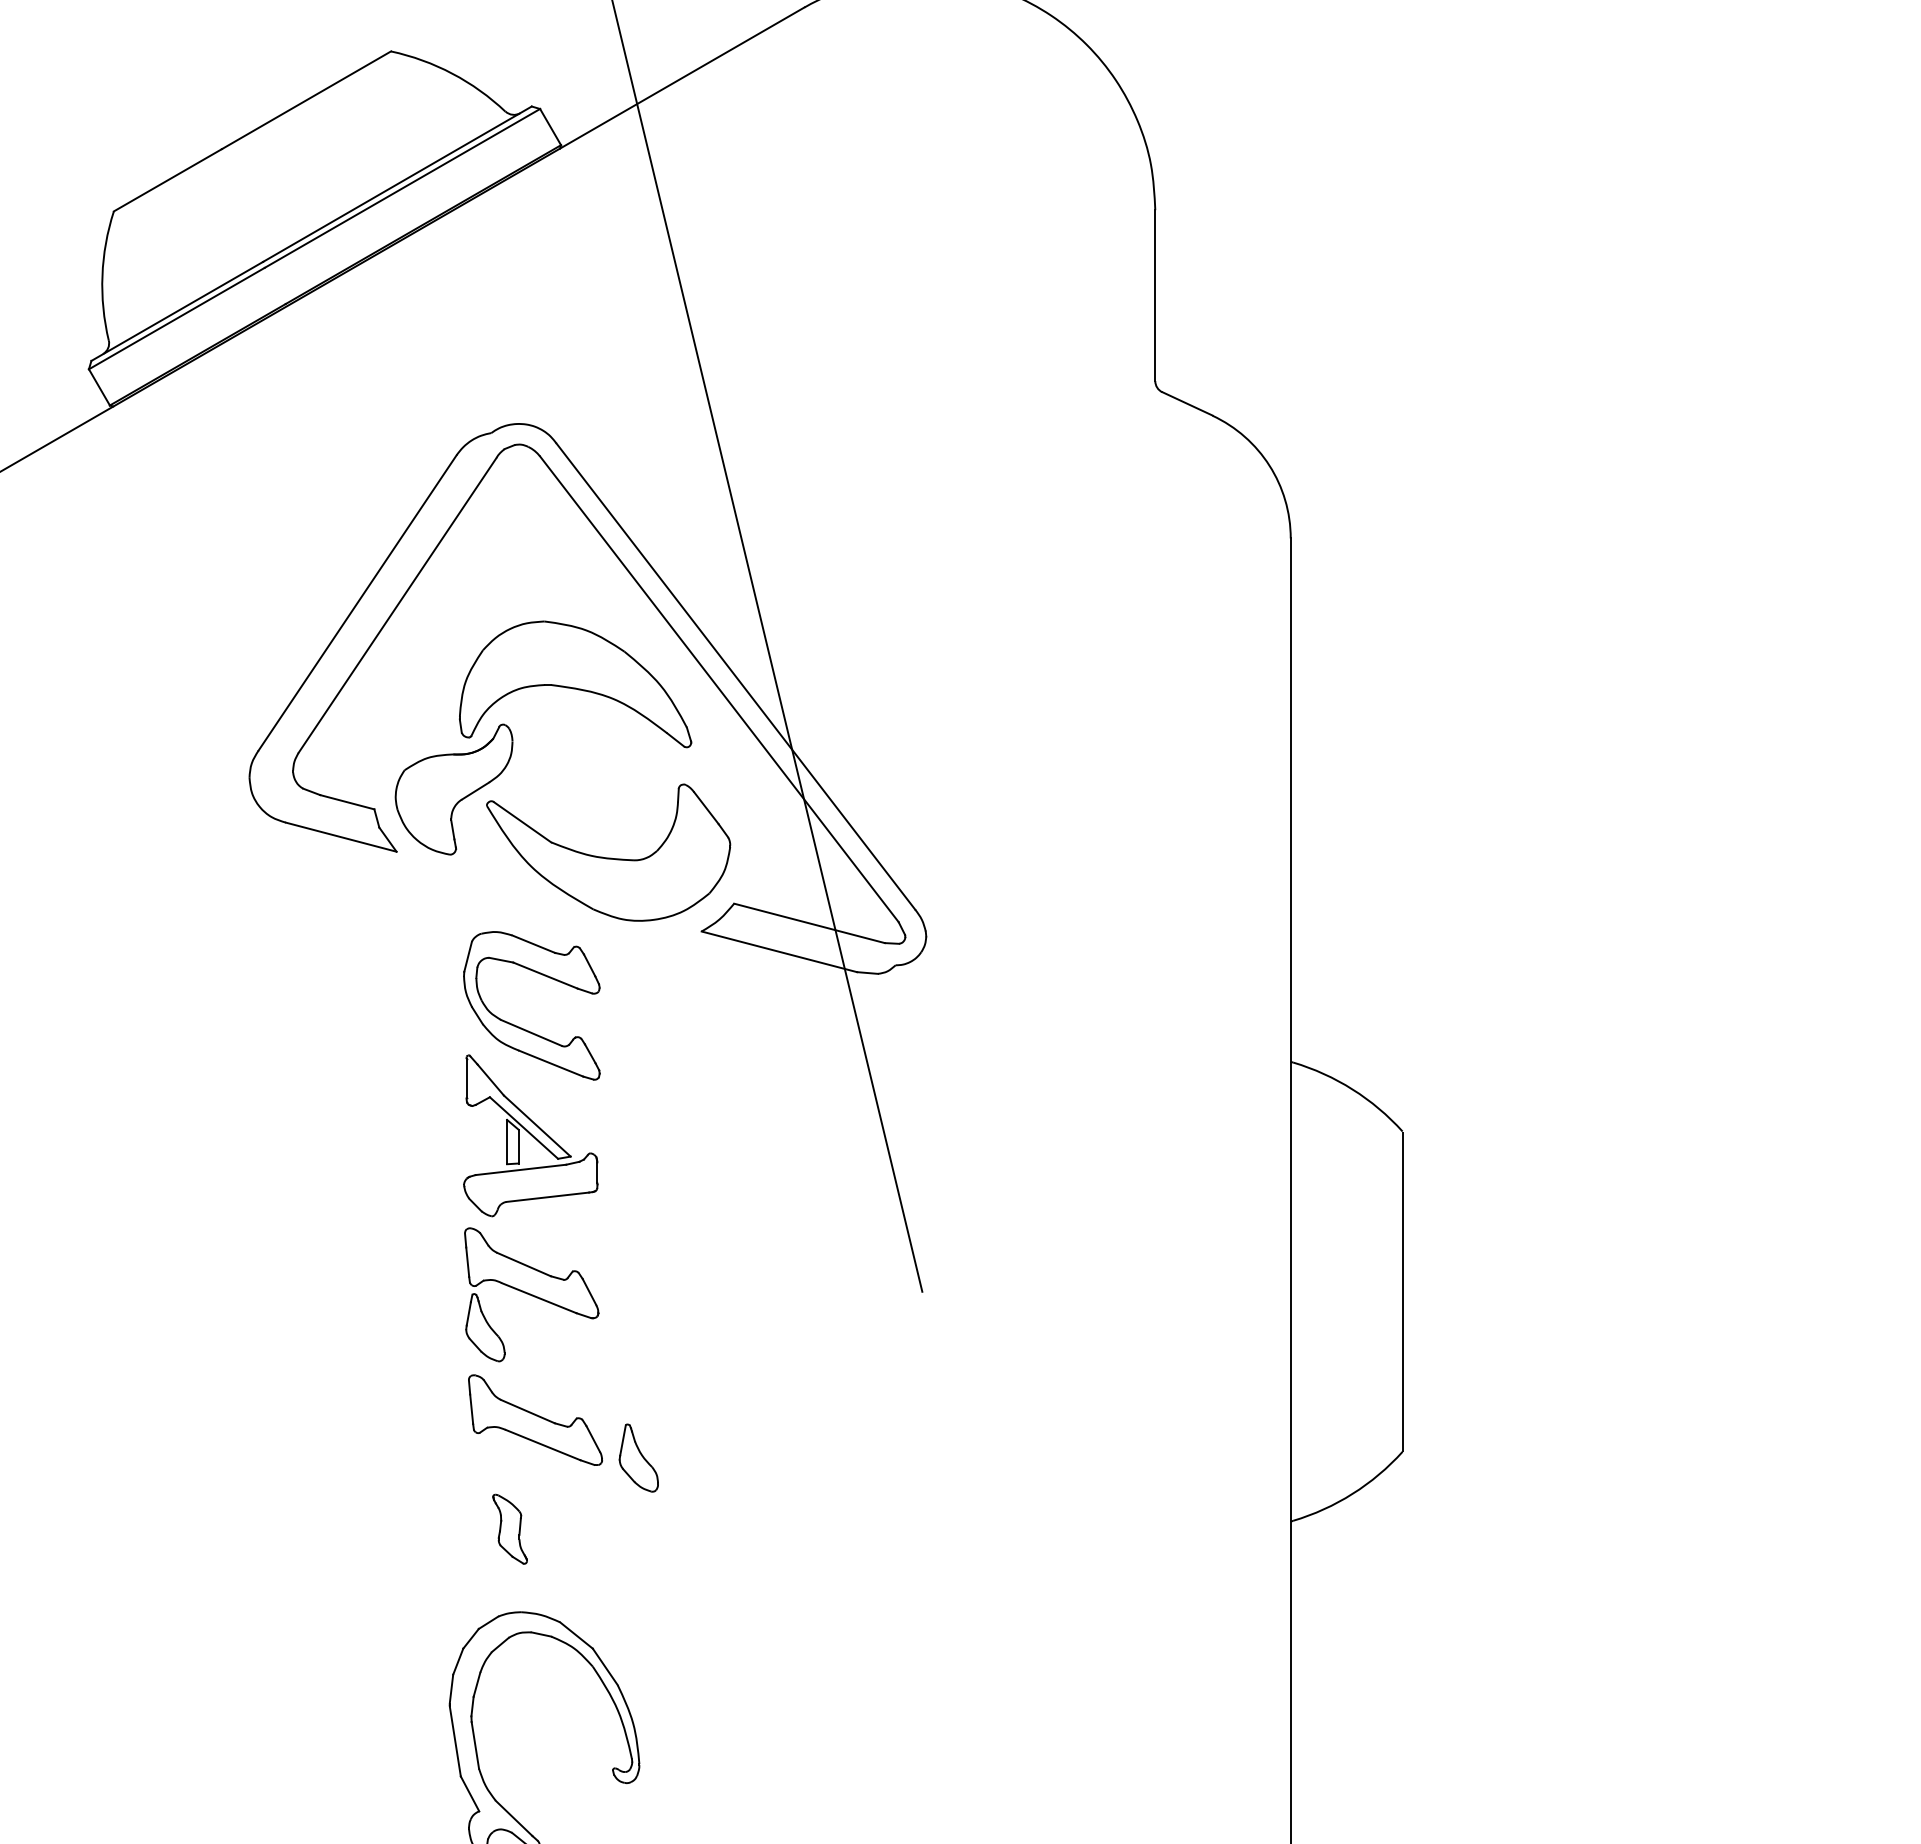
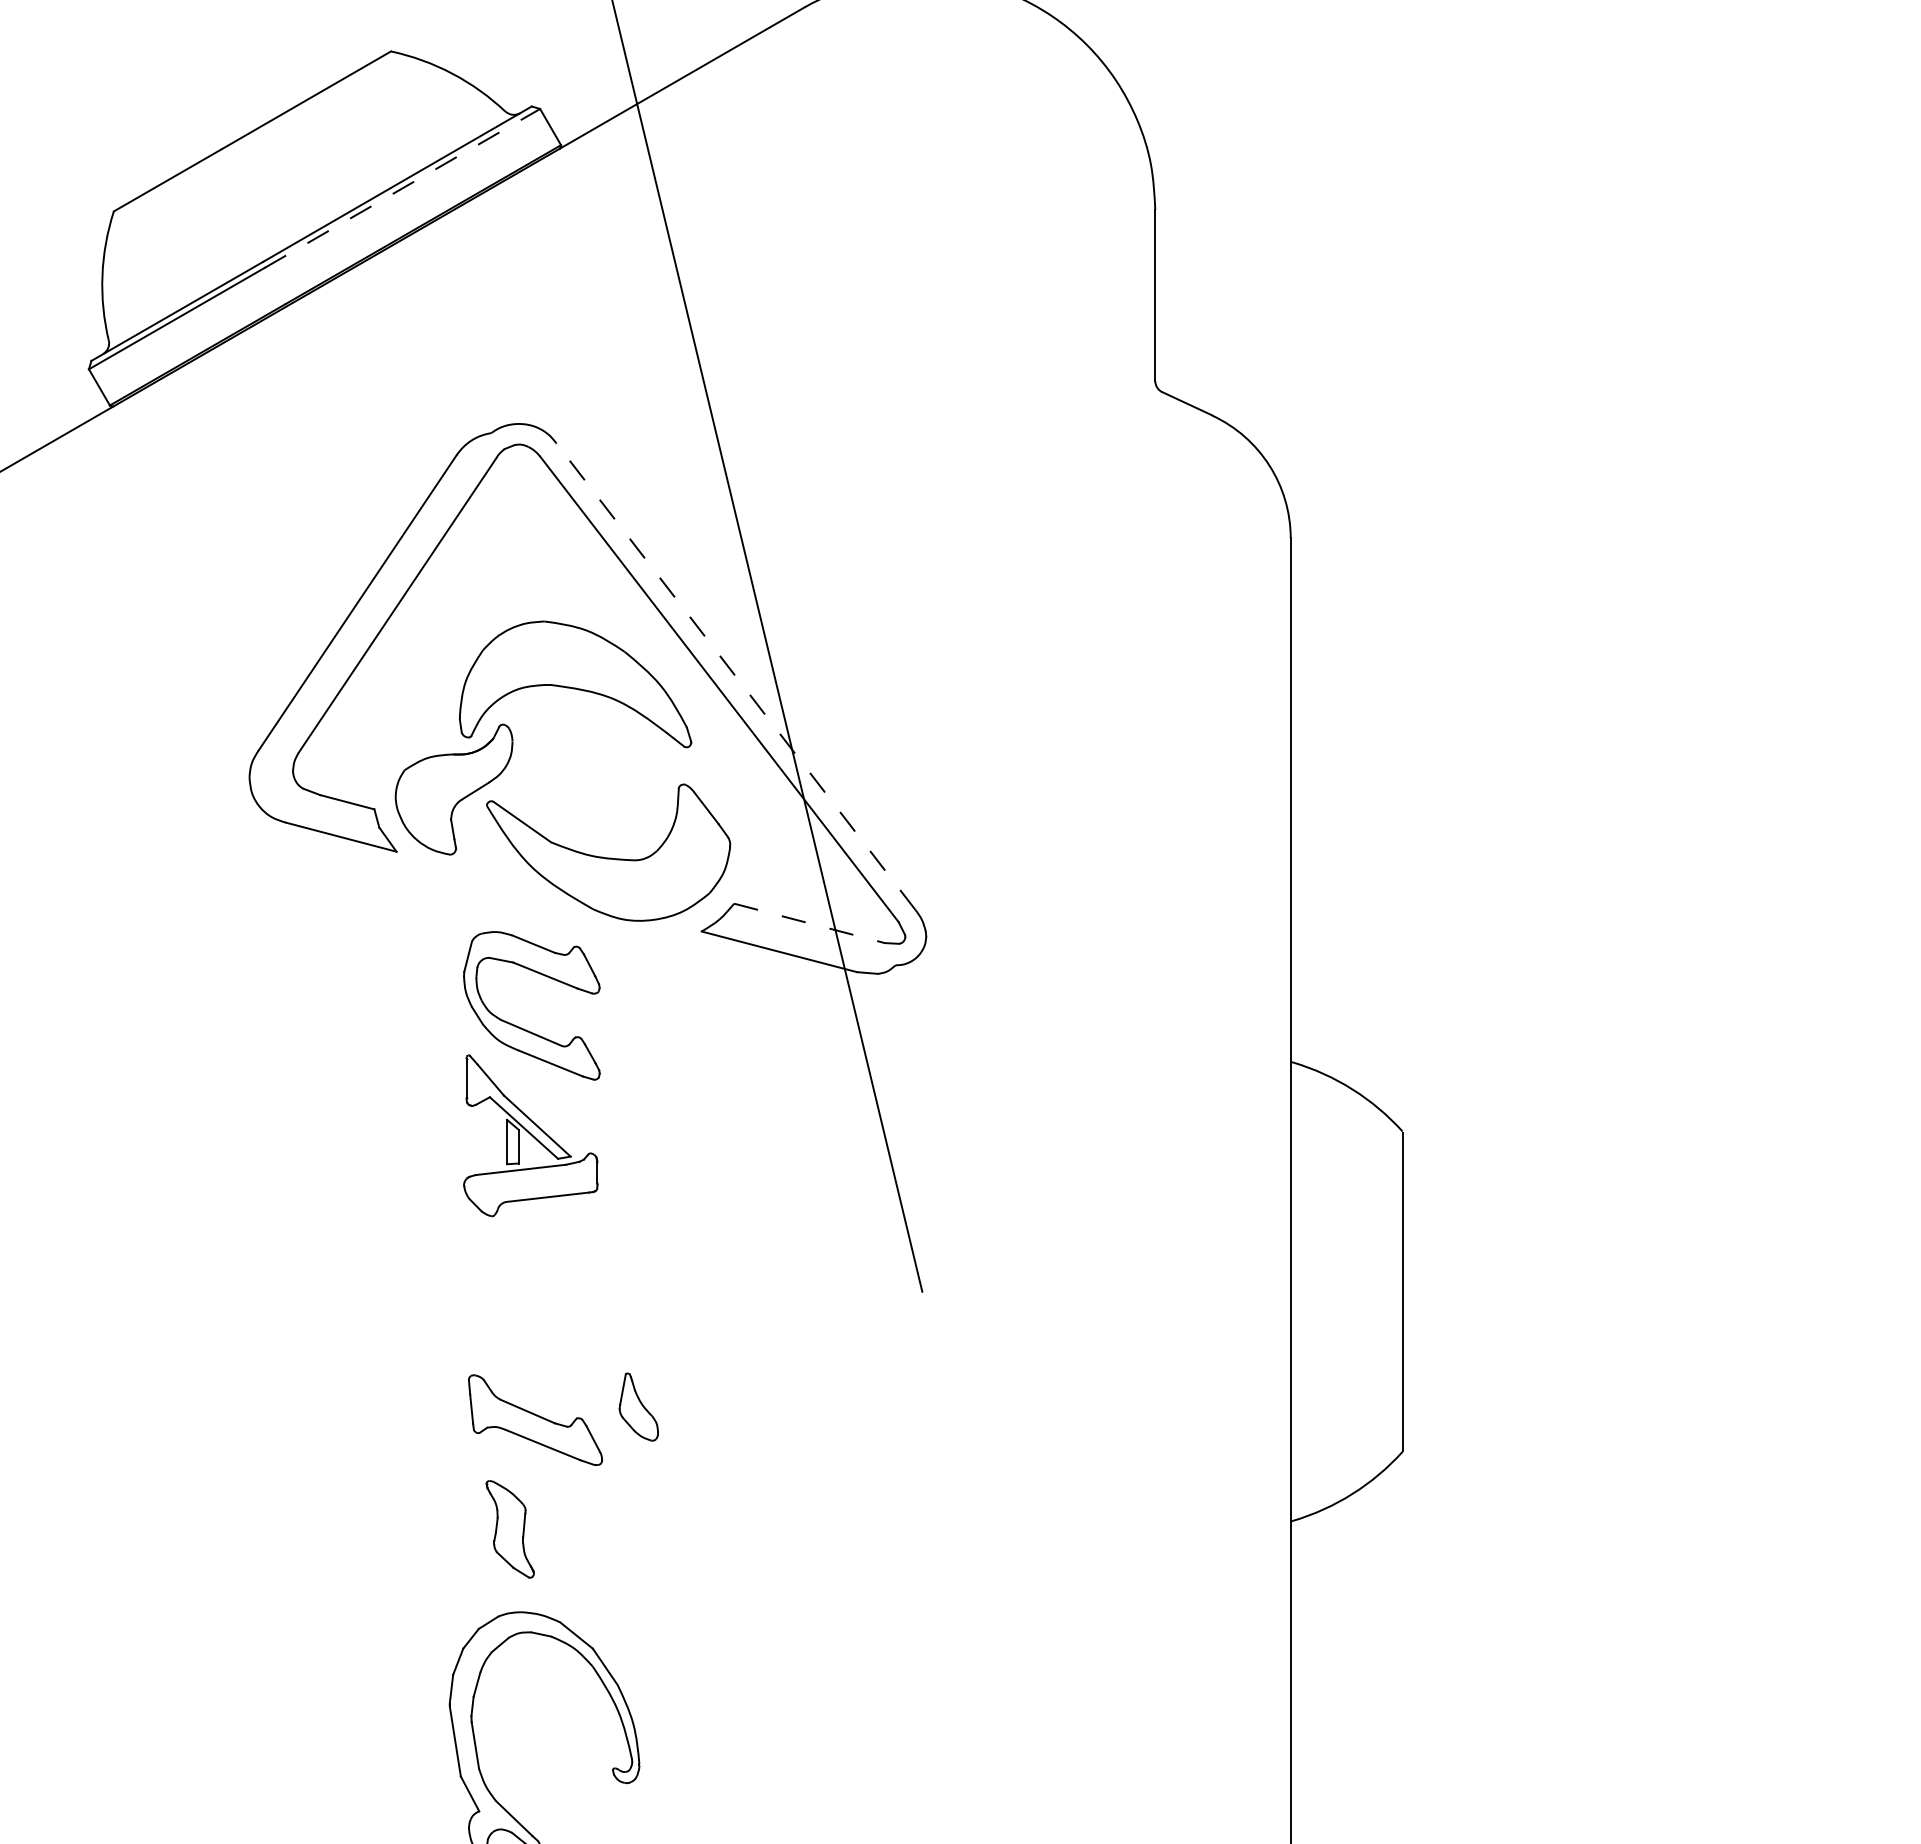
line: solid -> dashed (402, 188)
line: solid -> dashed (735, 676)
line: solid -> dashed (809, 923)
part: present -> none (531, 1294)
part position: (638, 1457) -> (638, 1406) (638, 1406)
part size: 36x72 px -> 50x99 px (509, 1529)
